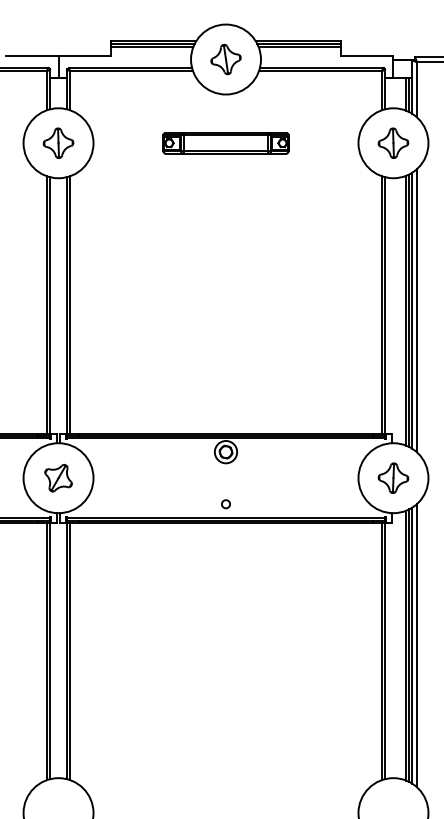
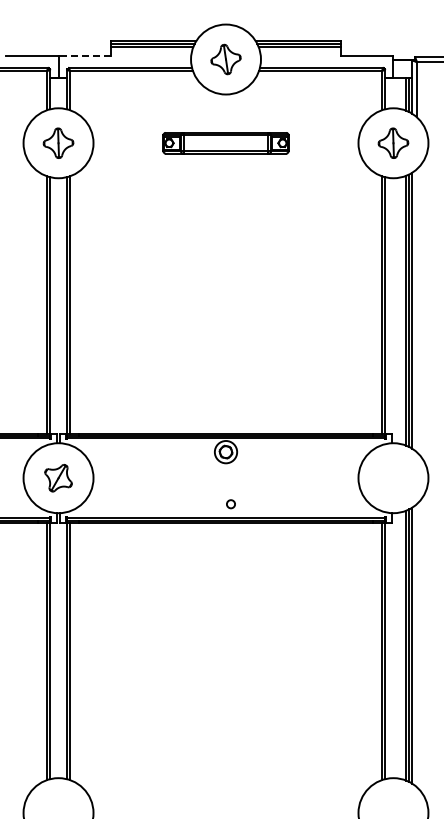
line: solid -> dashed (84, 55)
line: present -> none (416, 310)
part: present -> none (393, 477)
circle position: (225, 504) -> (230, 504) (230, 504)
line: present -> none (416, 645)
